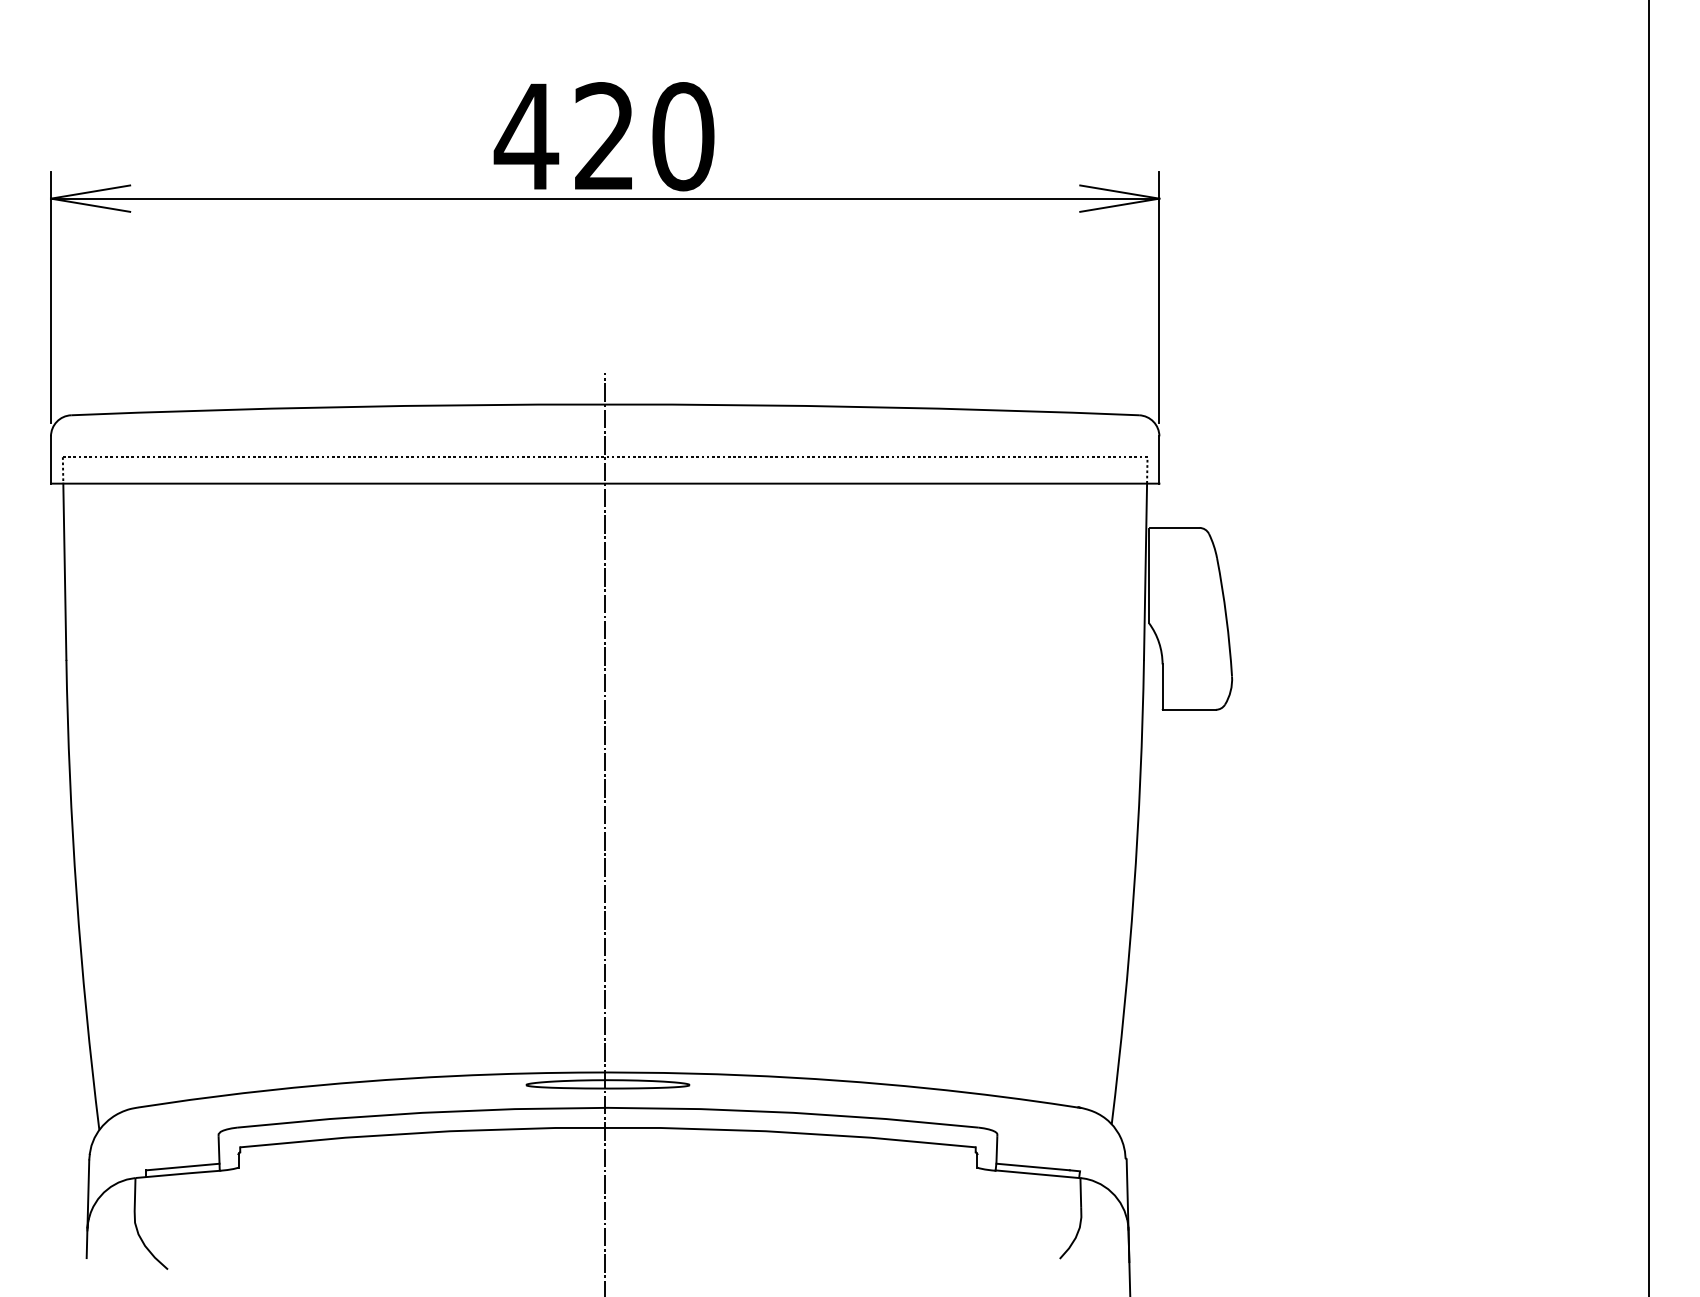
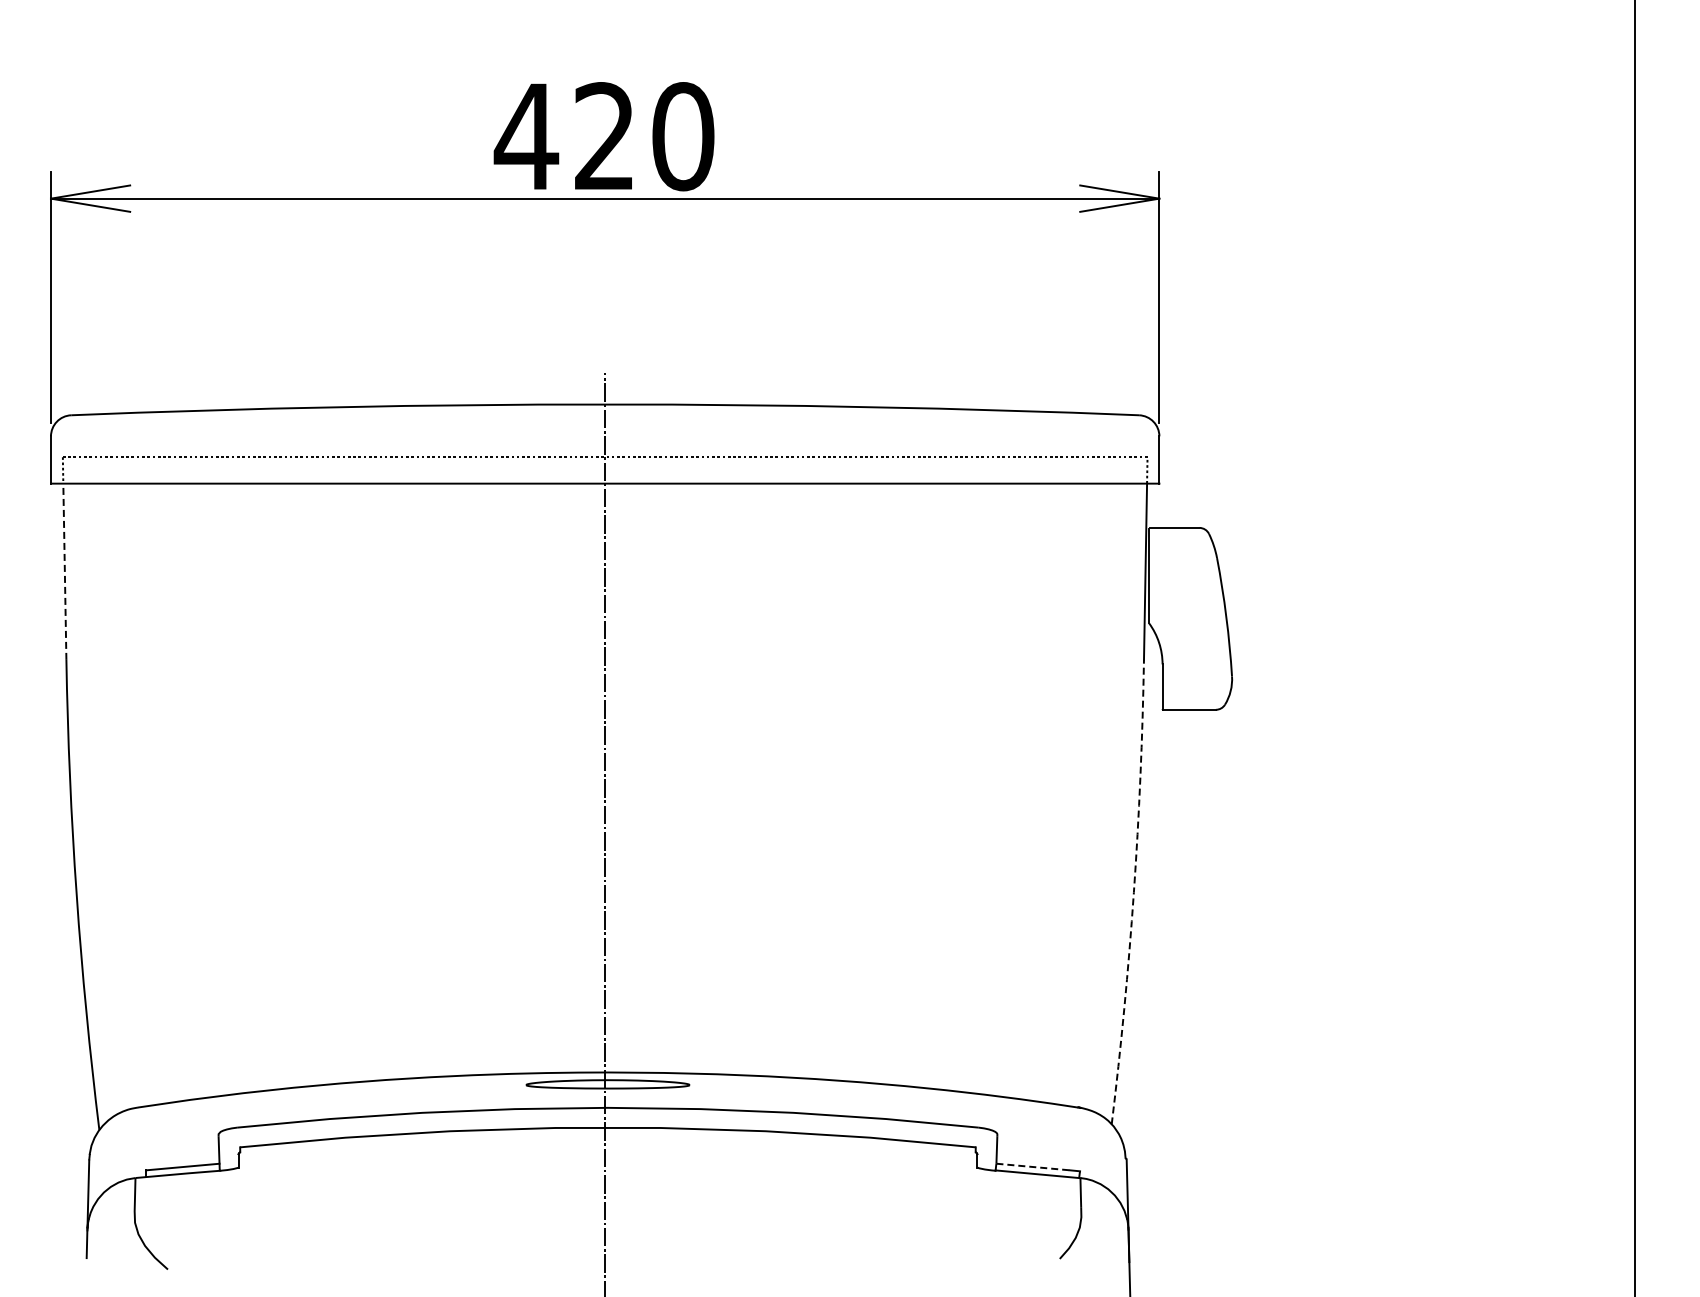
line: solid -> dashed (64, 571)
line position: (1649, 647) -> (1635, 647) (1635, 647)
arc: solid -> dashed (1133, 892)
line: solid -> dashed (1033, 1167)
